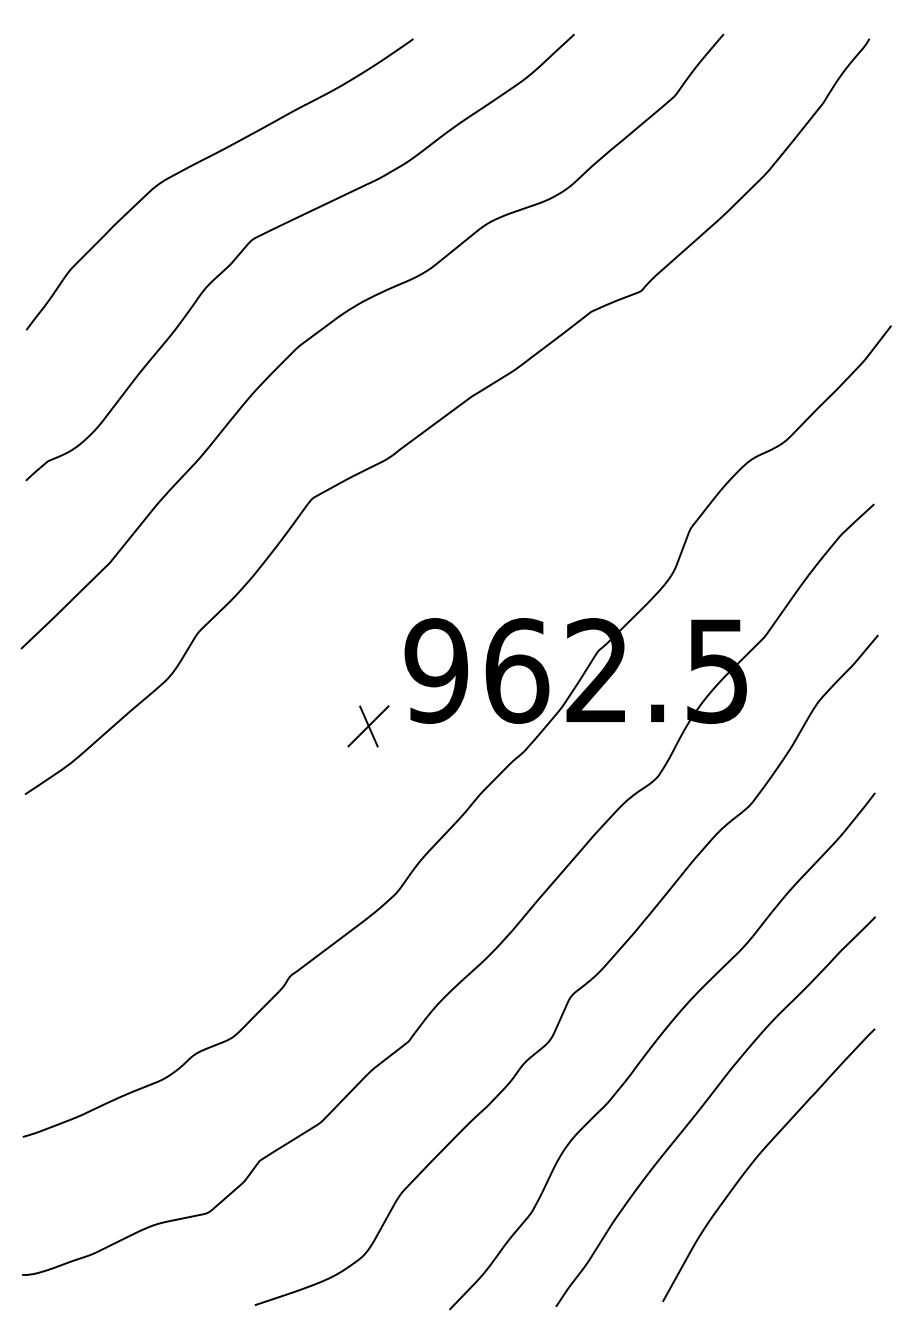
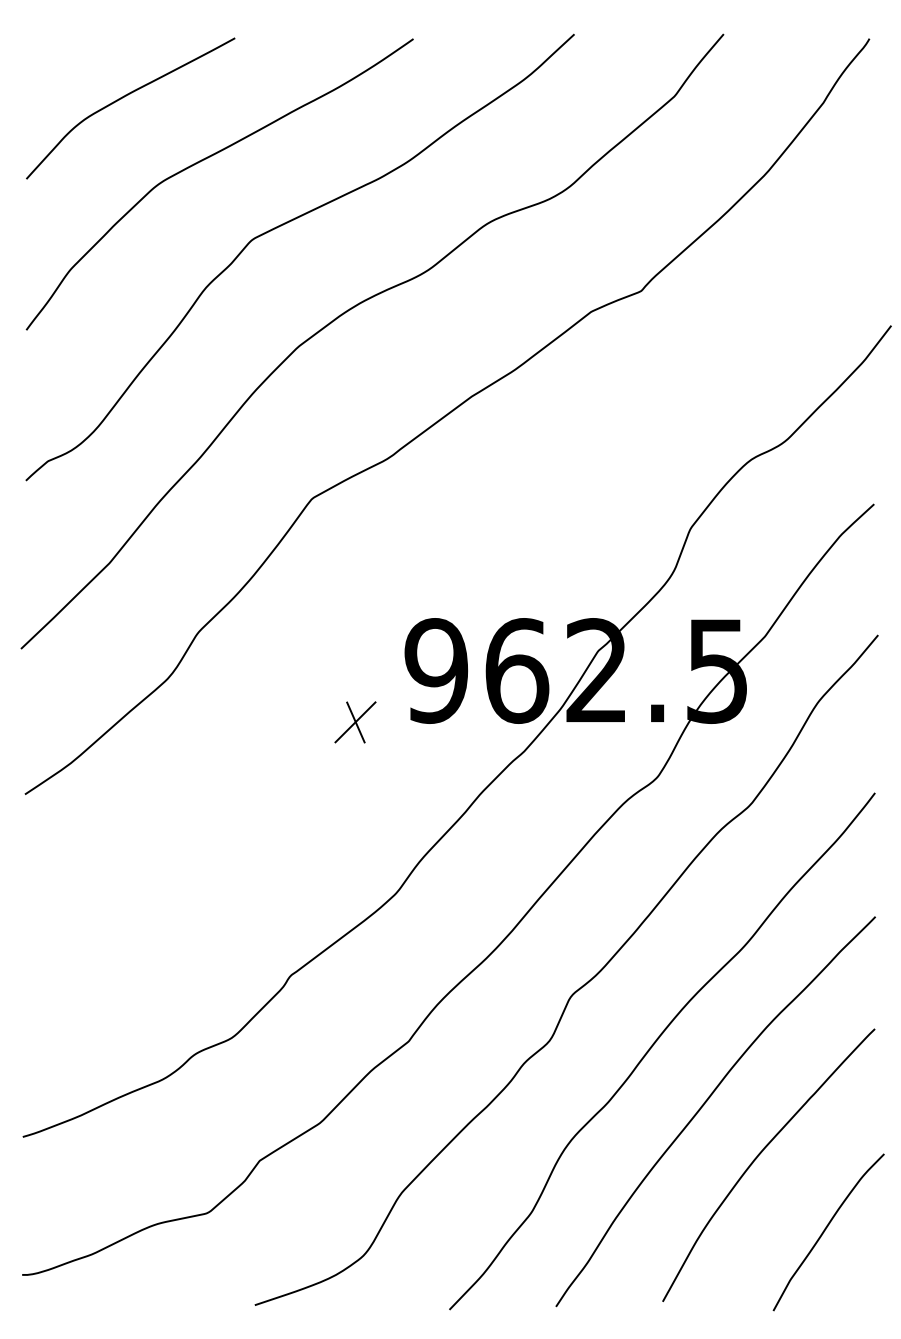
curve: none -> present (124, 97)
part position: (368, 726) -> (355, 722) (355, 722)
curve: none -> present (826, 1229)
